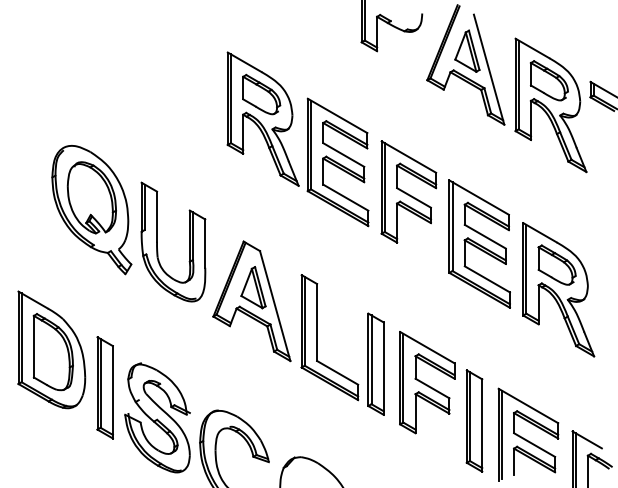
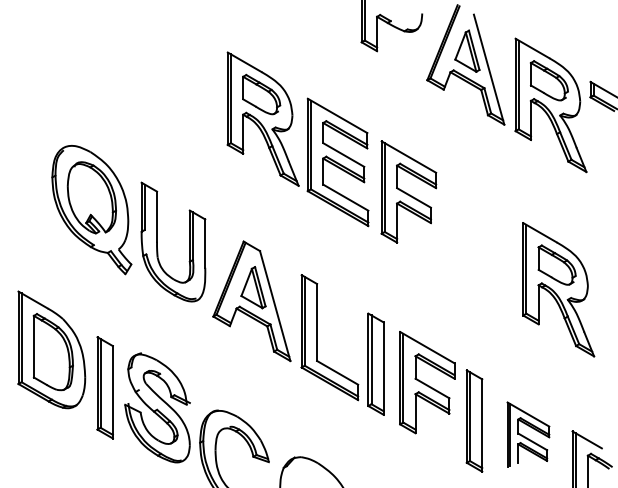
part: present -> none (479, 243)
part position: (157, 417) -> (157, 407) (157, 407)
part size: 63x95 px -> 45x67 px (528, 434)
